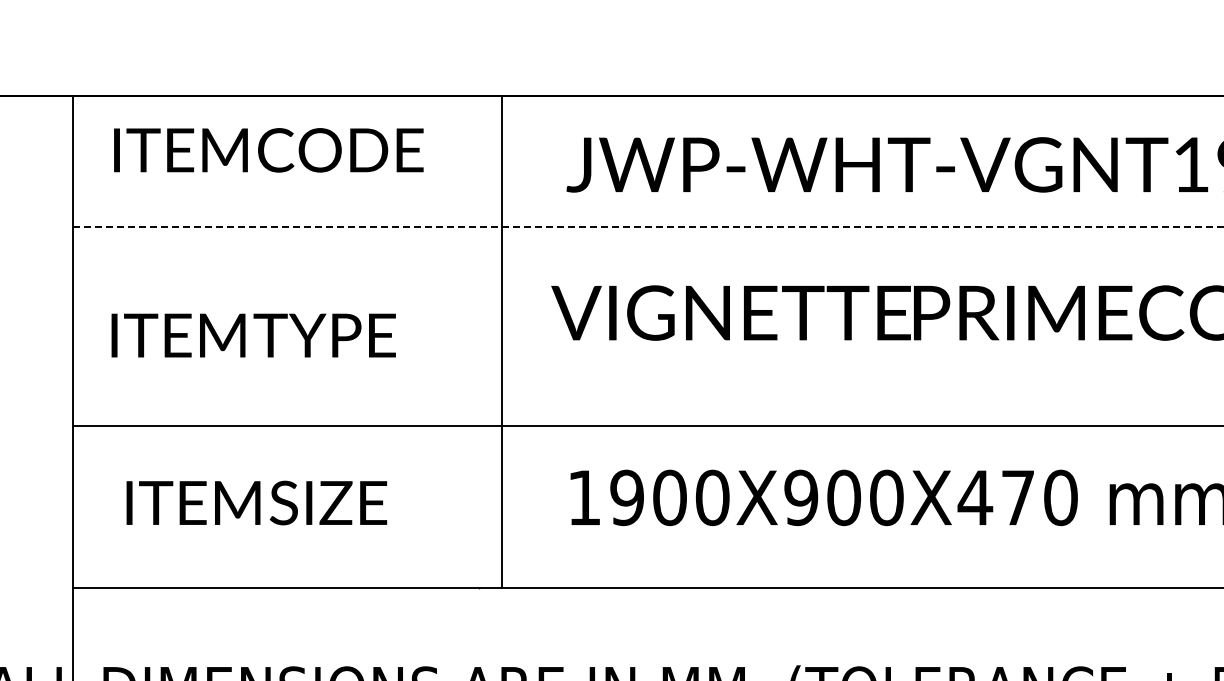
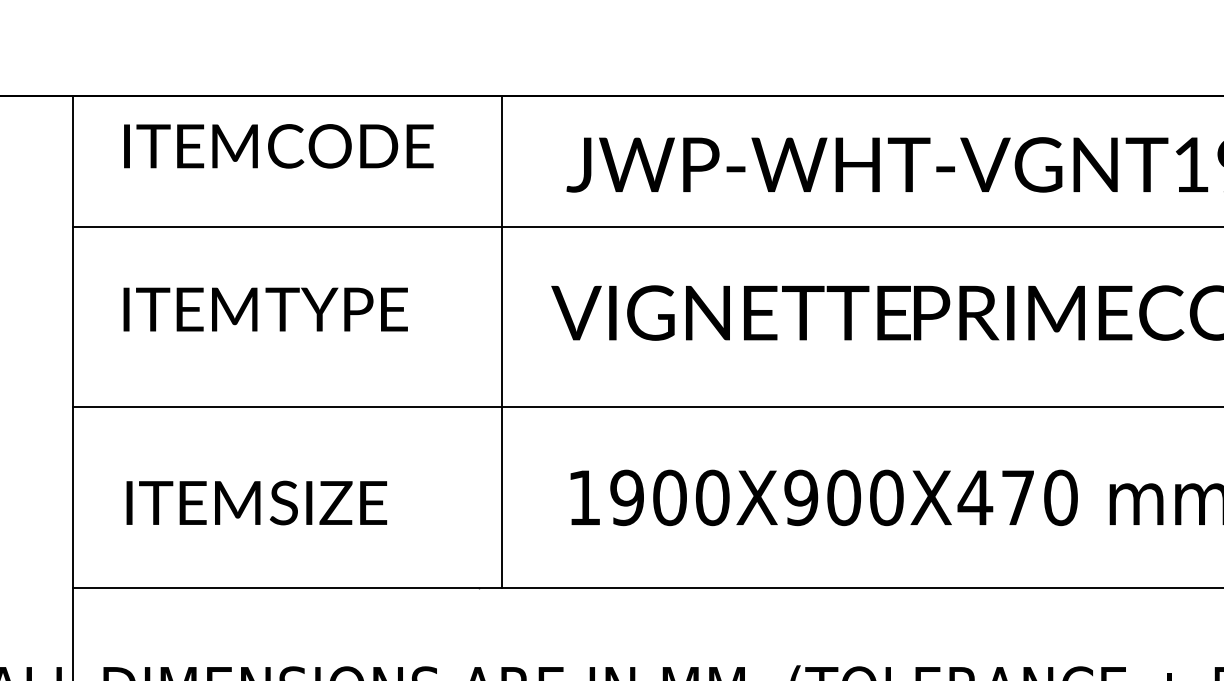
text position: (268, 150) -> (278, 146) (278, 146)
line: dashed -> solid (648, 226)
text position: (253, 335) -> (265, 309) (265, 309)
line position: (646, 426) -> (646, 407) (646, 407)
